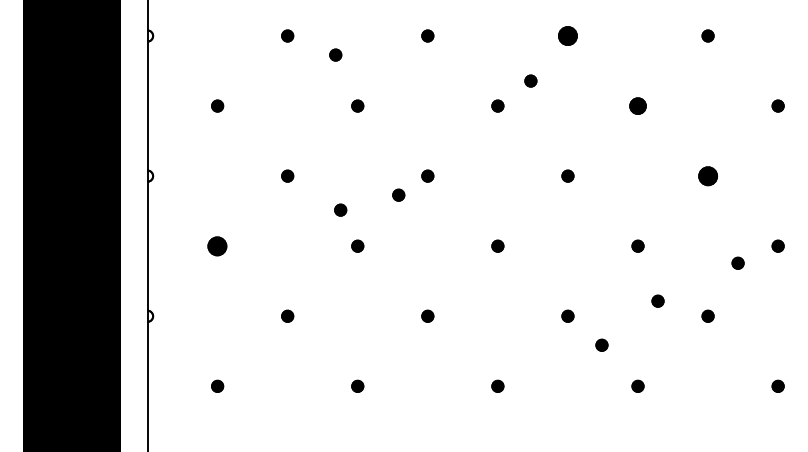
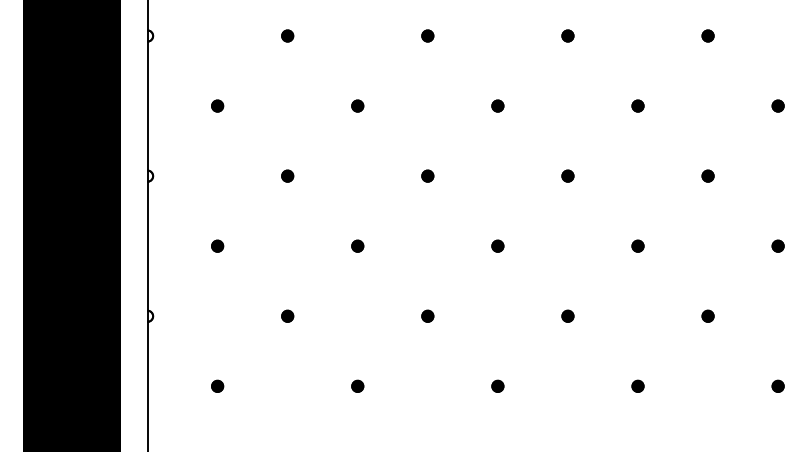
part size: 20x20 px -> 14x14 px (567, 35)
part: present -> none (335, 54)
part: present -> none (530, 80)
part size: 18x18 px -> 14x14 px (637, 105)
part size: 21x21 px -> 14x14 px (707, 175)
part: present -> none (398, 194)
part: present -> none (340, 209)
part size: 21x21 px -> 14x14 px (217, 245)
part: present -> none (737, 262)
part: present -> none (657, 300)
part: present -> none (601, 344)
